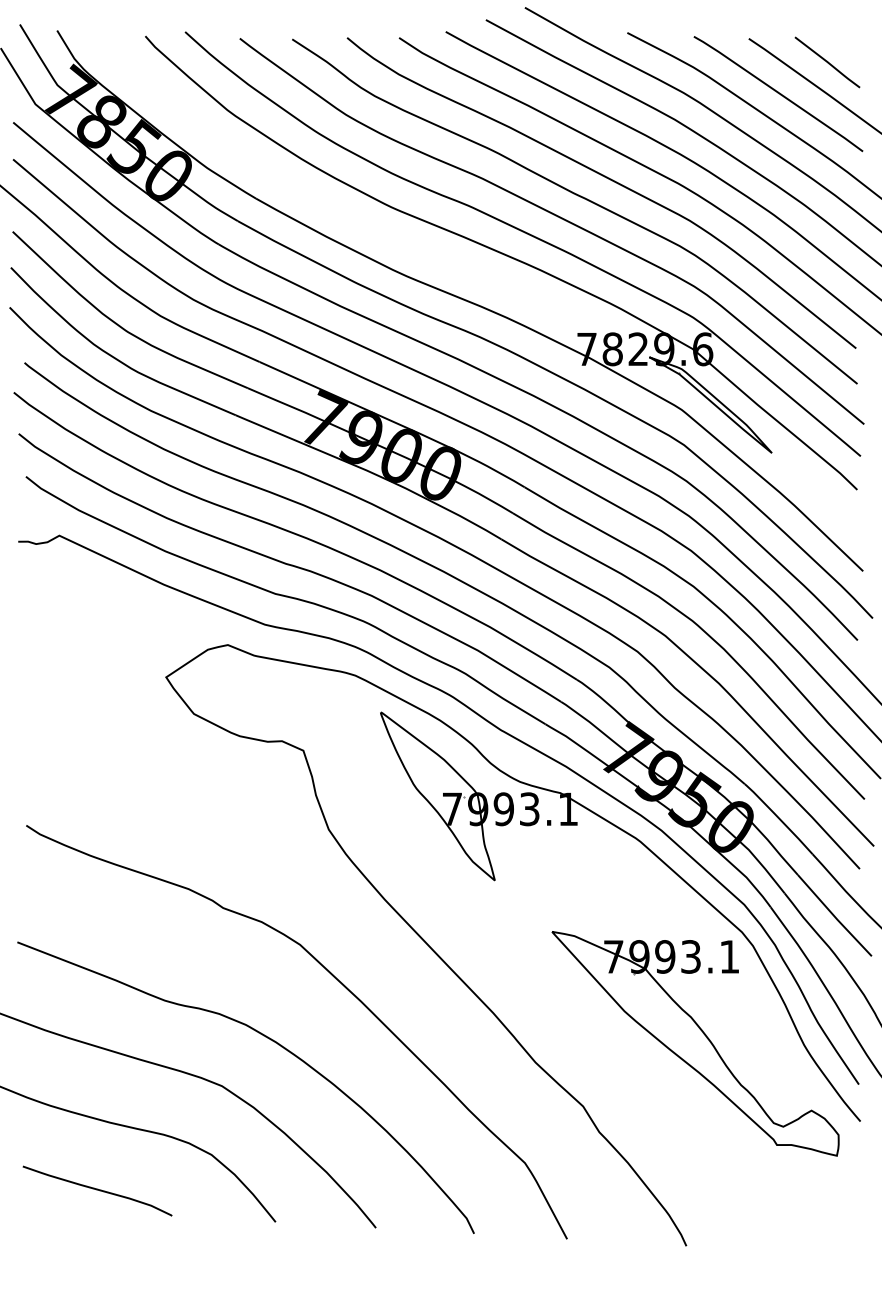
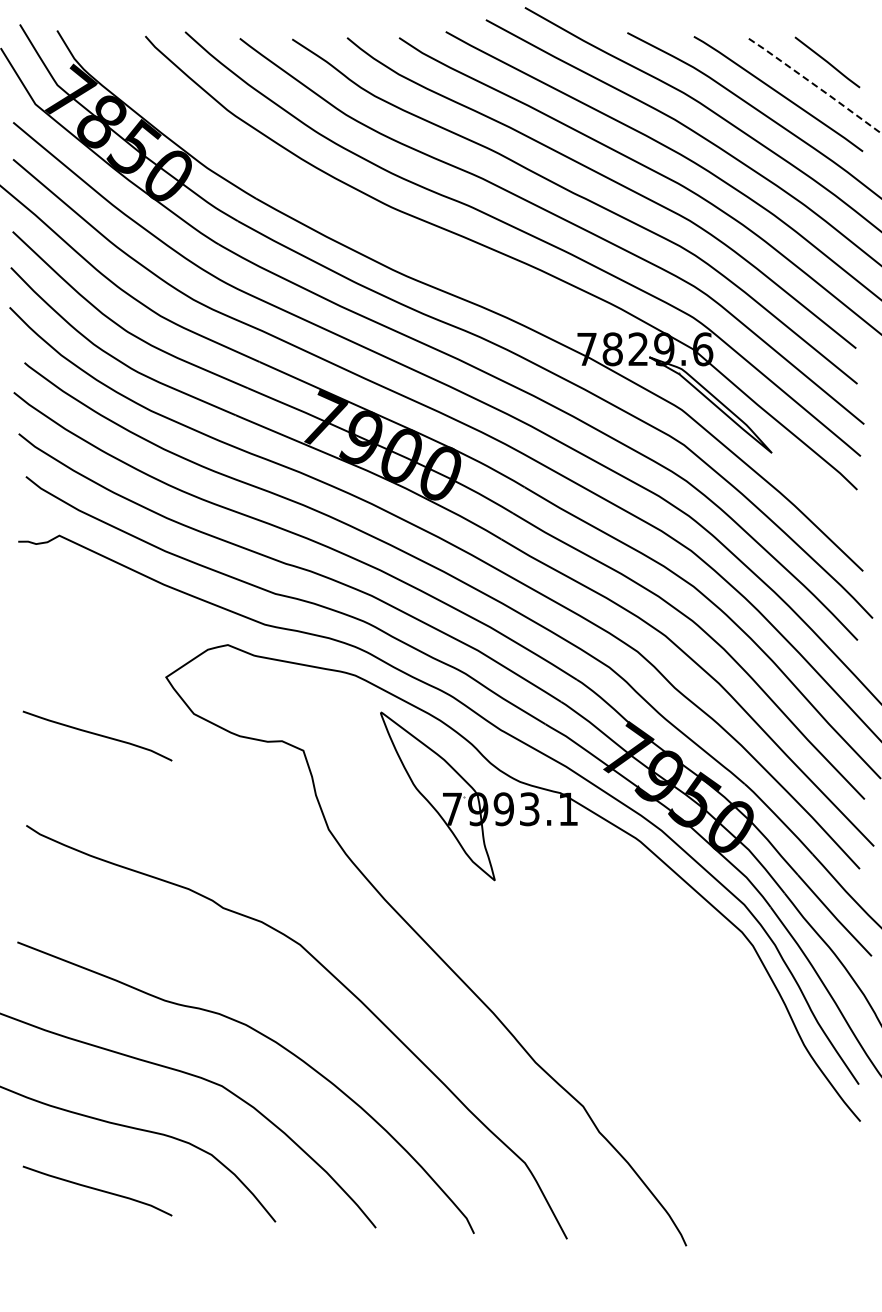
line: solid -> dashed (815, 85)
curve: none -> present (97, 735)
part: present -> none (695, 1043)
